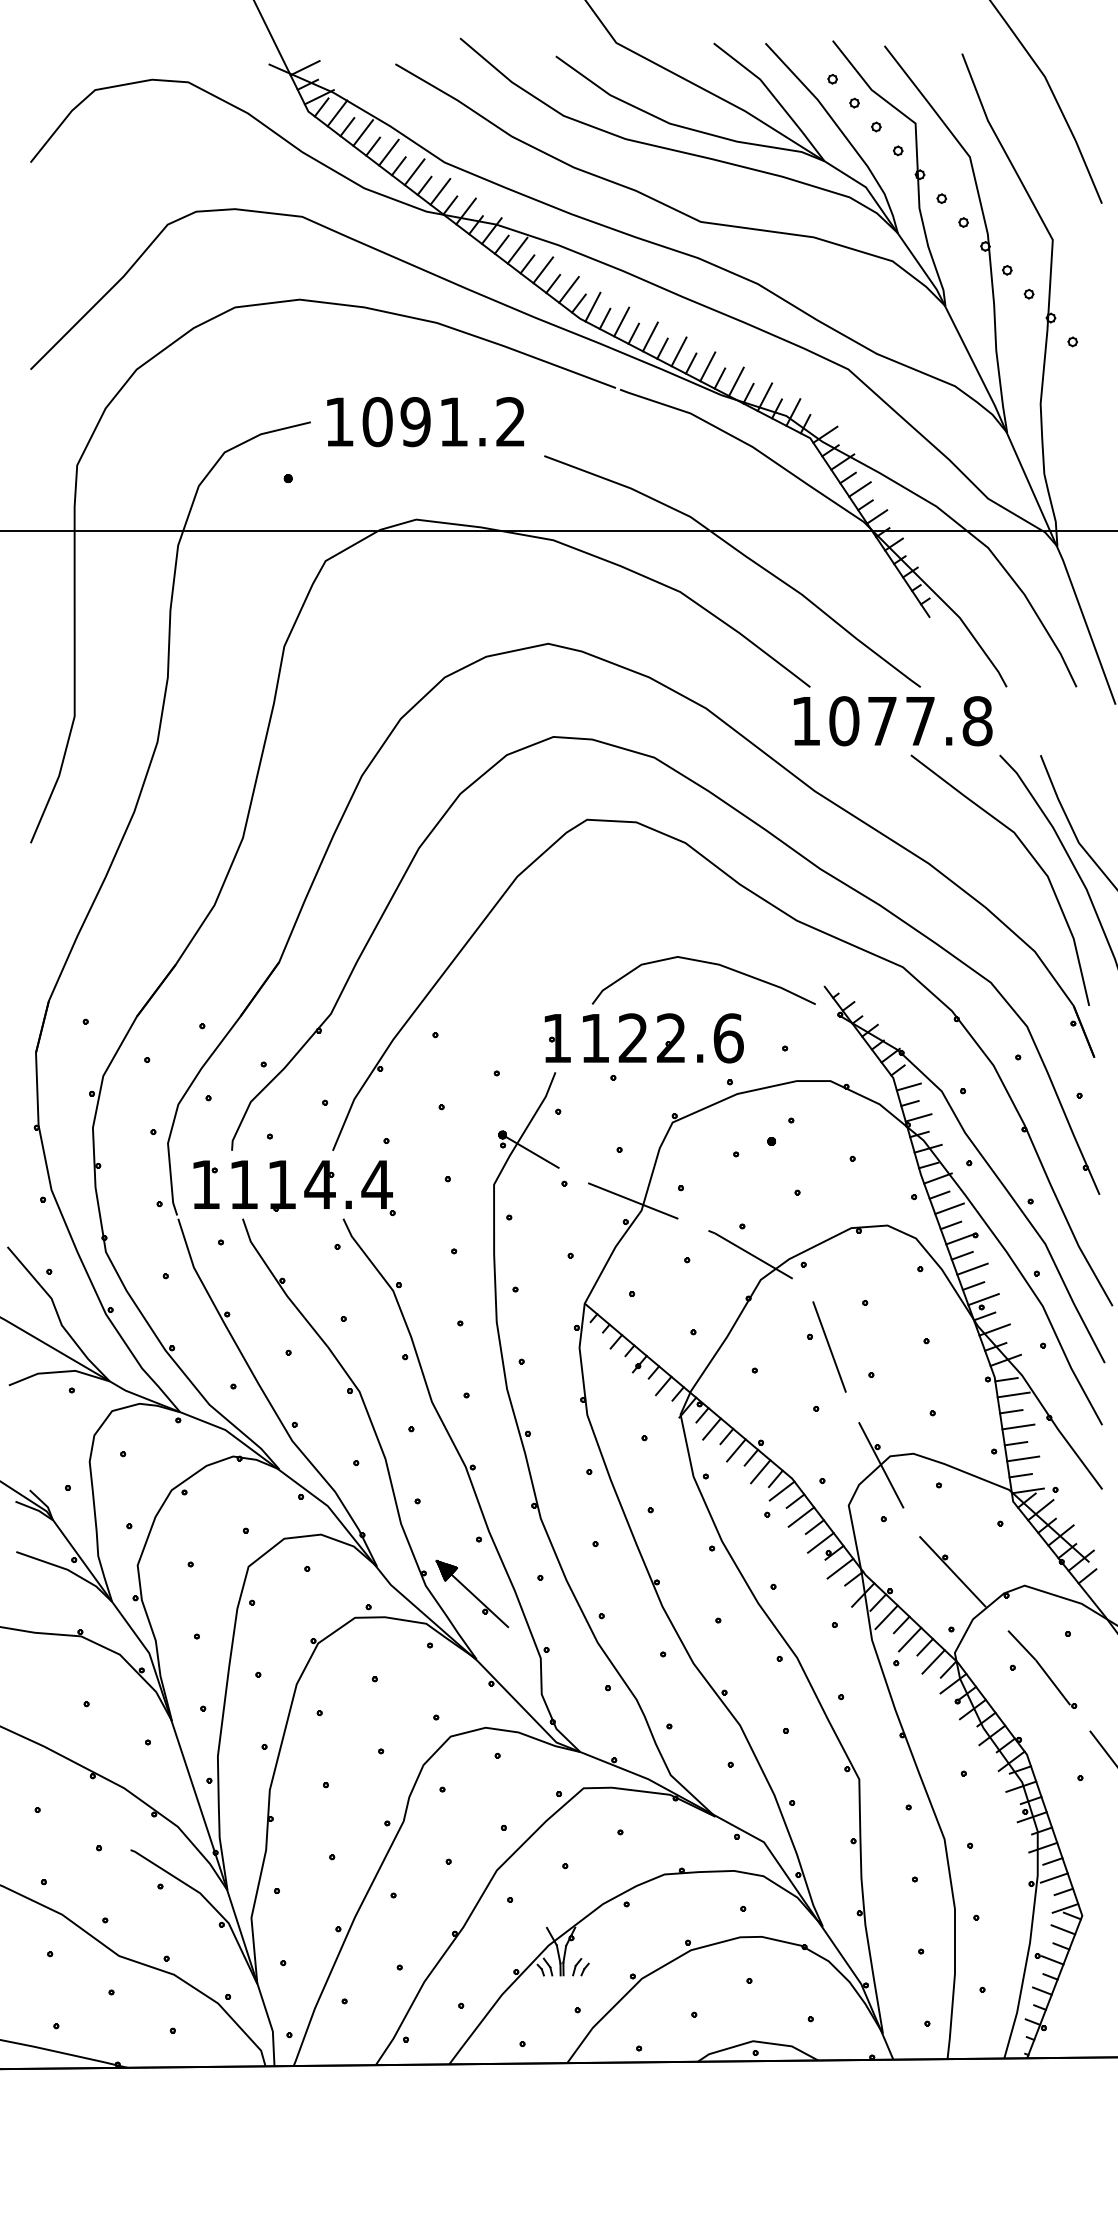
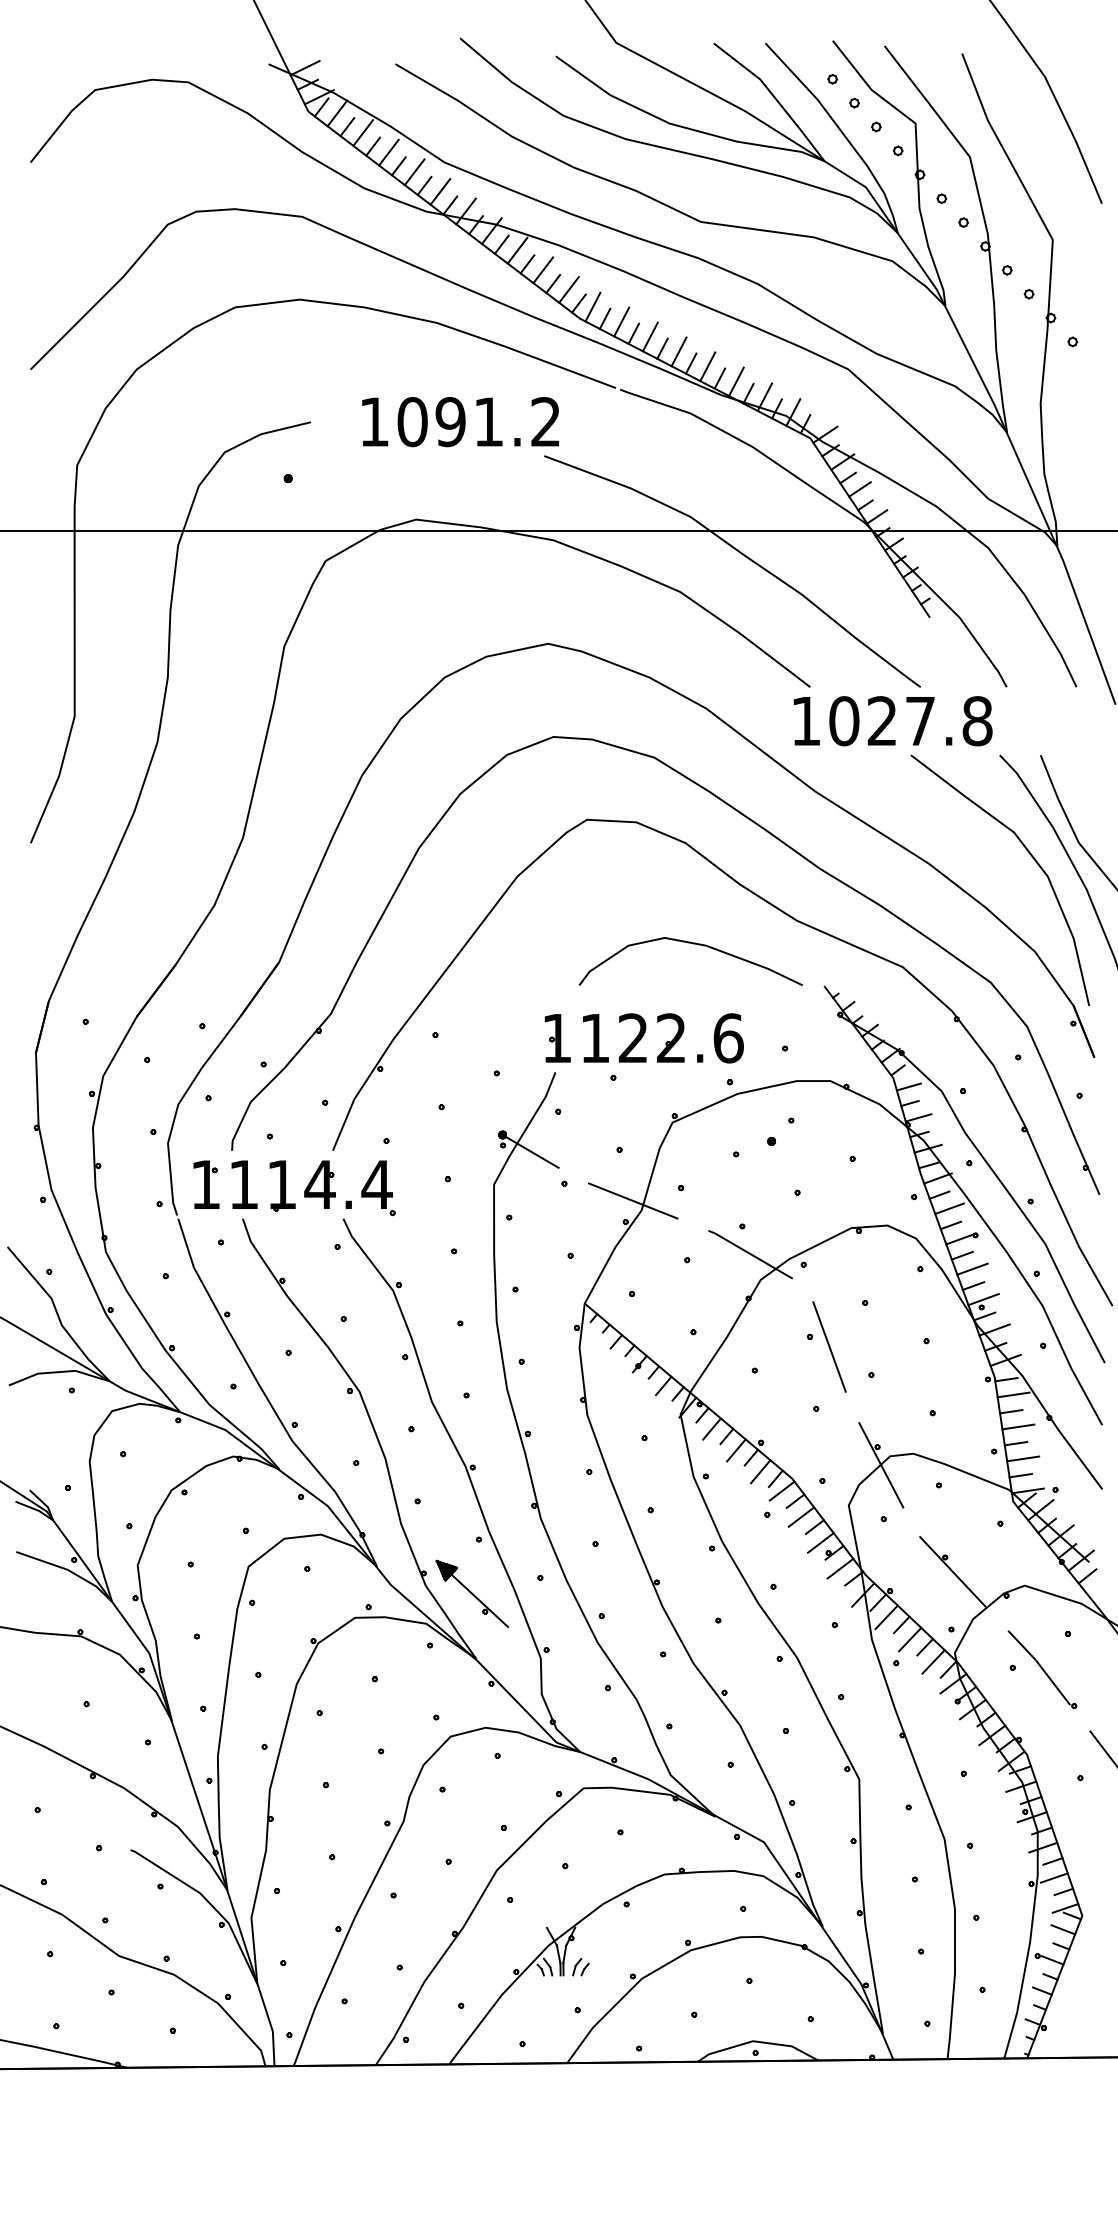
text position: (425, 422) -> (460, 422) (460, 422)
text: 1077.8 -> 1027.8 (881, 720)
curve position: (706, 963) -> (693, 944) (693, 944)
